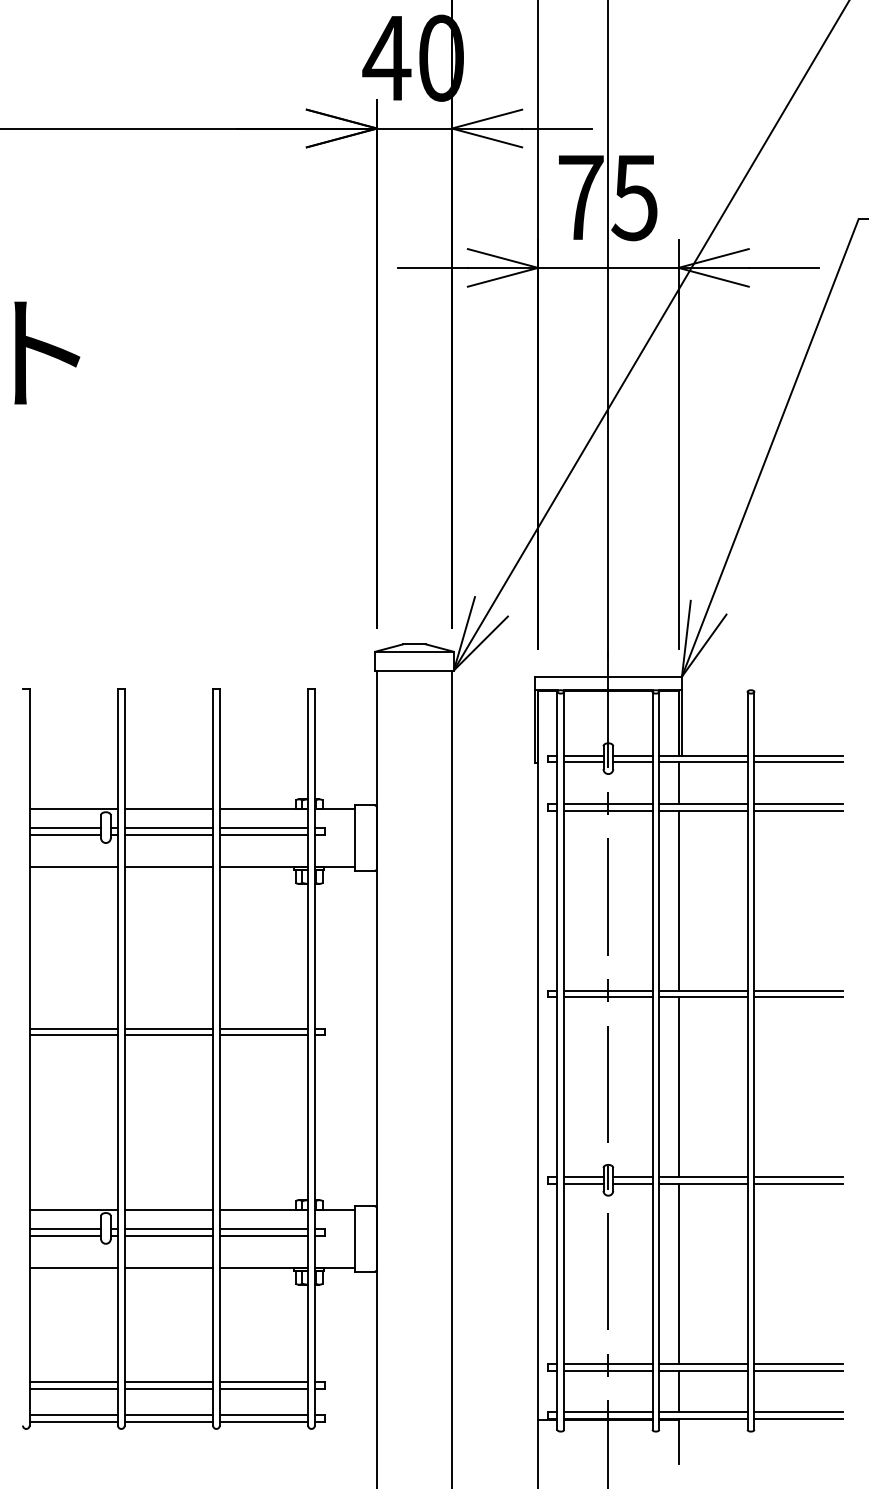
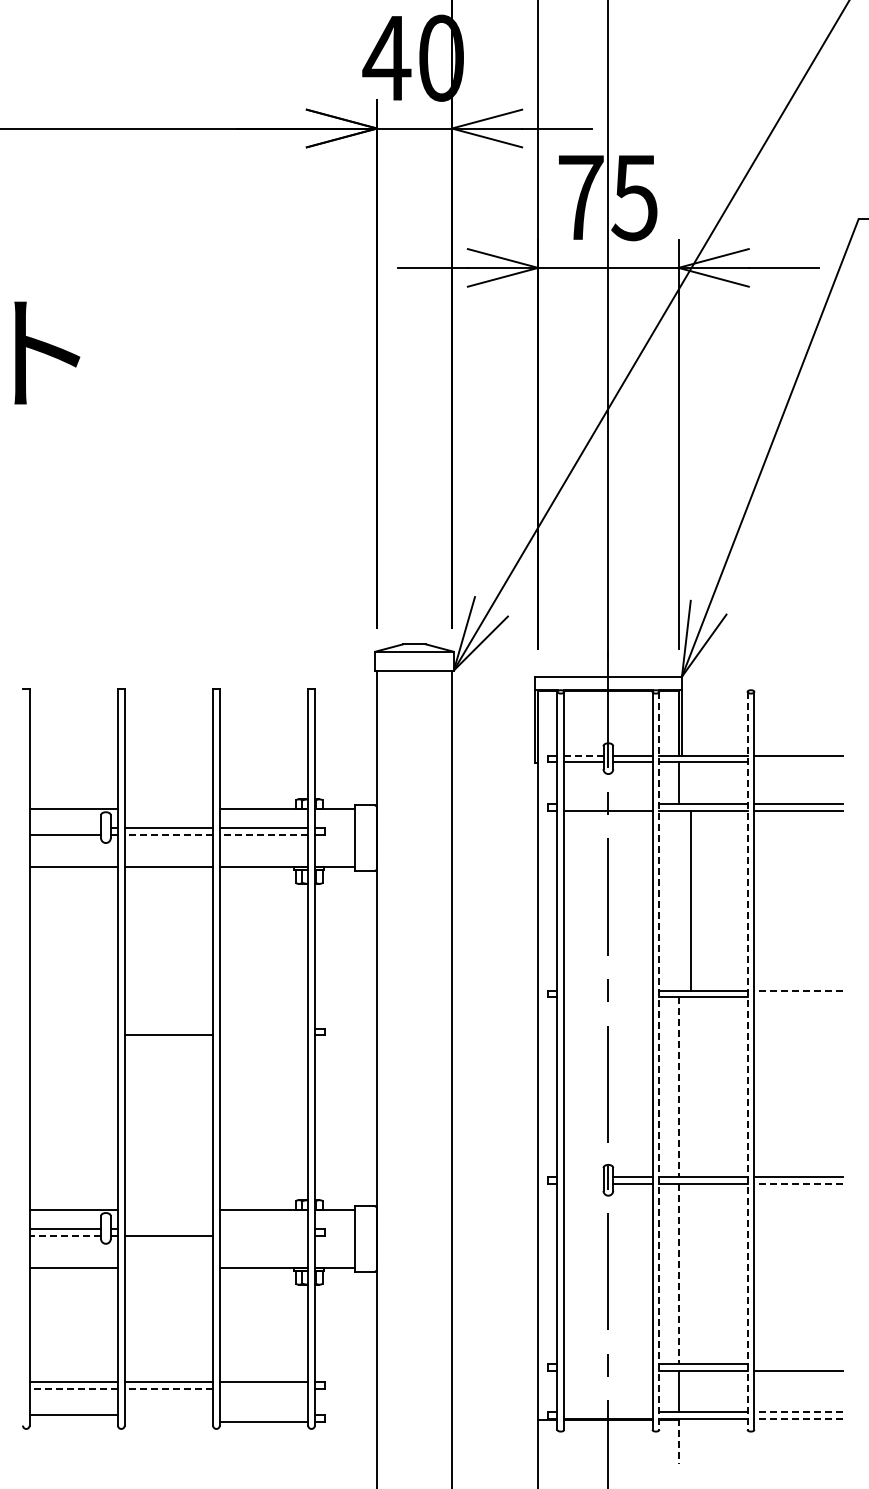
line: solid -> dashed (583, 755)
line: present -> none (798, 762)
line: present -> none (608, 804)
line: present -> none (168, 809)
line: present -> none (65, 828)
line: solid -> dashed (168, 834)
line: solid -> dashed (263, 834)
line position: (678, 900) -> (690, 900) (690, 900)
line: present -> none (608, 990)
line: solid -> dashed (798, 990)
line: present -> none (608, 997)
line: present -> none (798, 997)
line: present -> none (73, 1028)
line: present -> none (168, 1028)
line: present -> none (263, 1028)
line: present -> none (73, 1035)
line: present -> none (263, 1035)
line: solid -> dashed (659, 1060)
line: solid -> dashed (747, 1060)
line: solid -> dashed (678, 1087)
line: present -> none (583, 1177)
line: present -> none (583, 1183)
line: solid -> dashed (798, 1183)
line: present -> none (168, 1209)
line: present -> none (168, 1228)
line: present -> none (263, 1228)
line: solid -> dashed (65, 1235)
line: present -> none (263, 1235)
line: present -> none (168, 1267)
line: solid -> dashed (678, 1273)
line: present -> none (608, 1363)
line: present -> none (798, 1363)
line: present -> none (608, 1370)
line: solid -> dashed (73, 1389)
line: solid -> dashed (168, 1389)
line: present -> none (263, 1389)
line: present -> none (608, 1412)
line: solid -> dashed (798, 1412)
line: present -> none (168, 1415)
line: present -> none (263, 1415)
line: solid -> dashed (798, 1419)
line: present -> none (73, 1422)
line: present -> none (168, 1422)
line: solid -> dashed (678, 1441)
